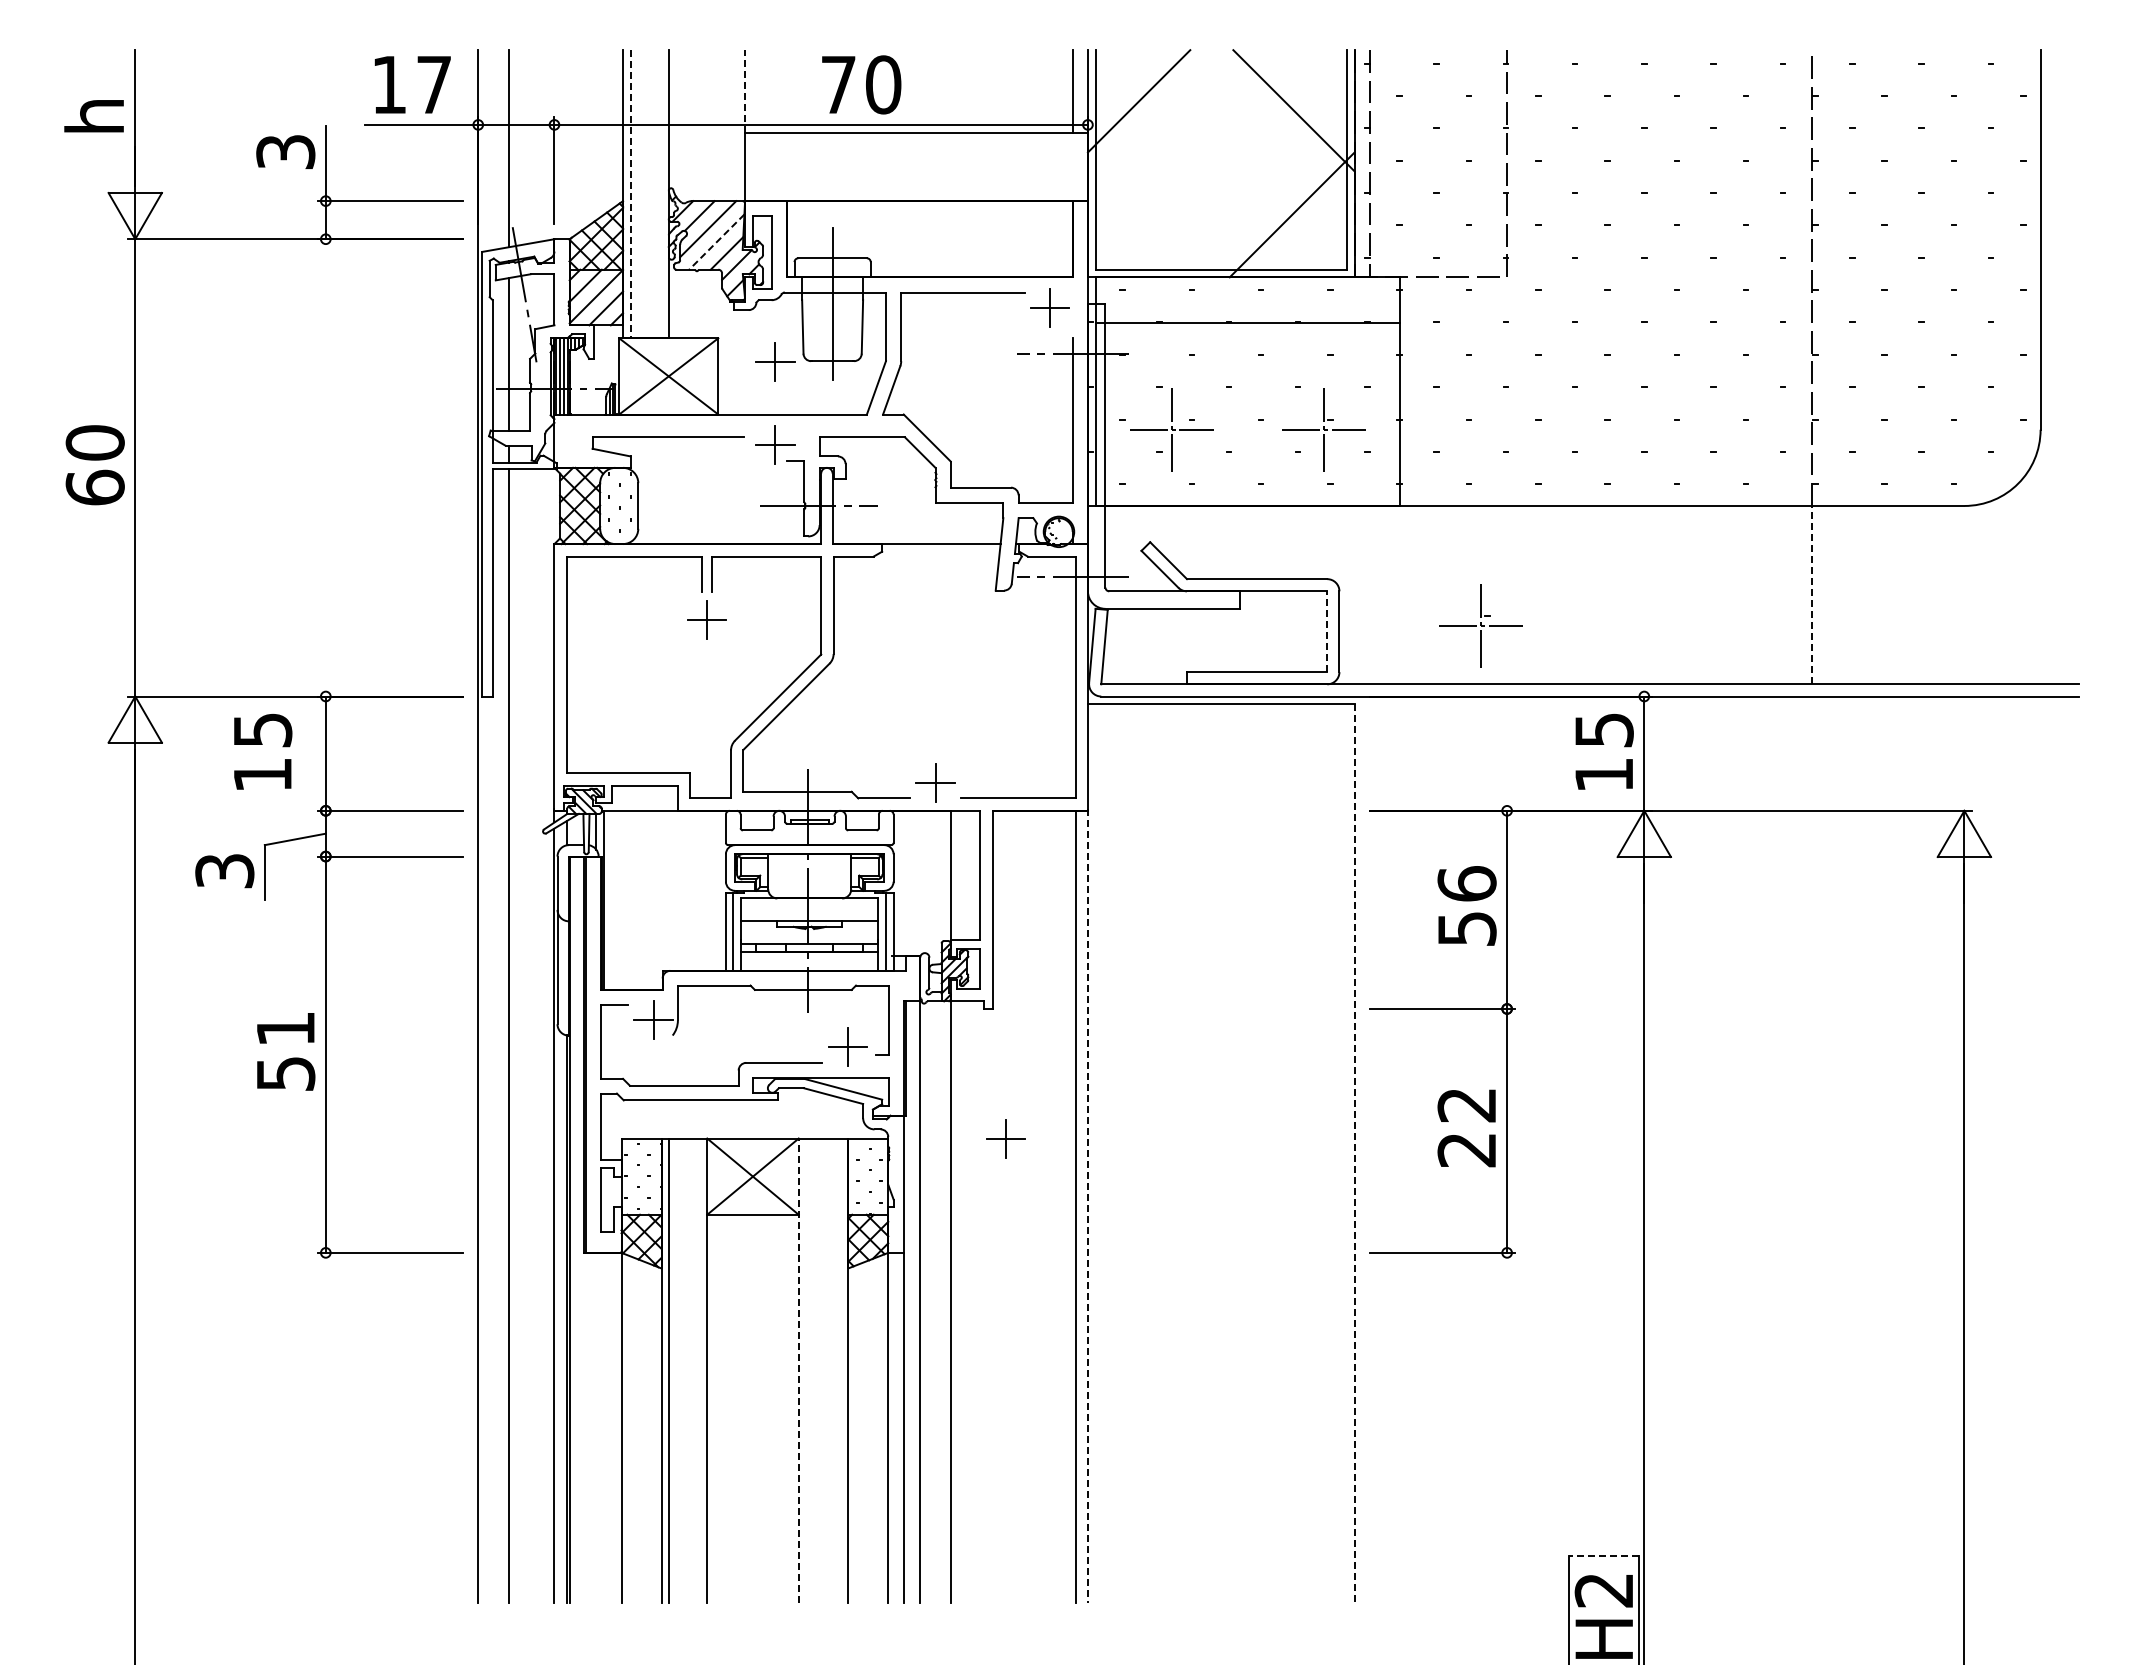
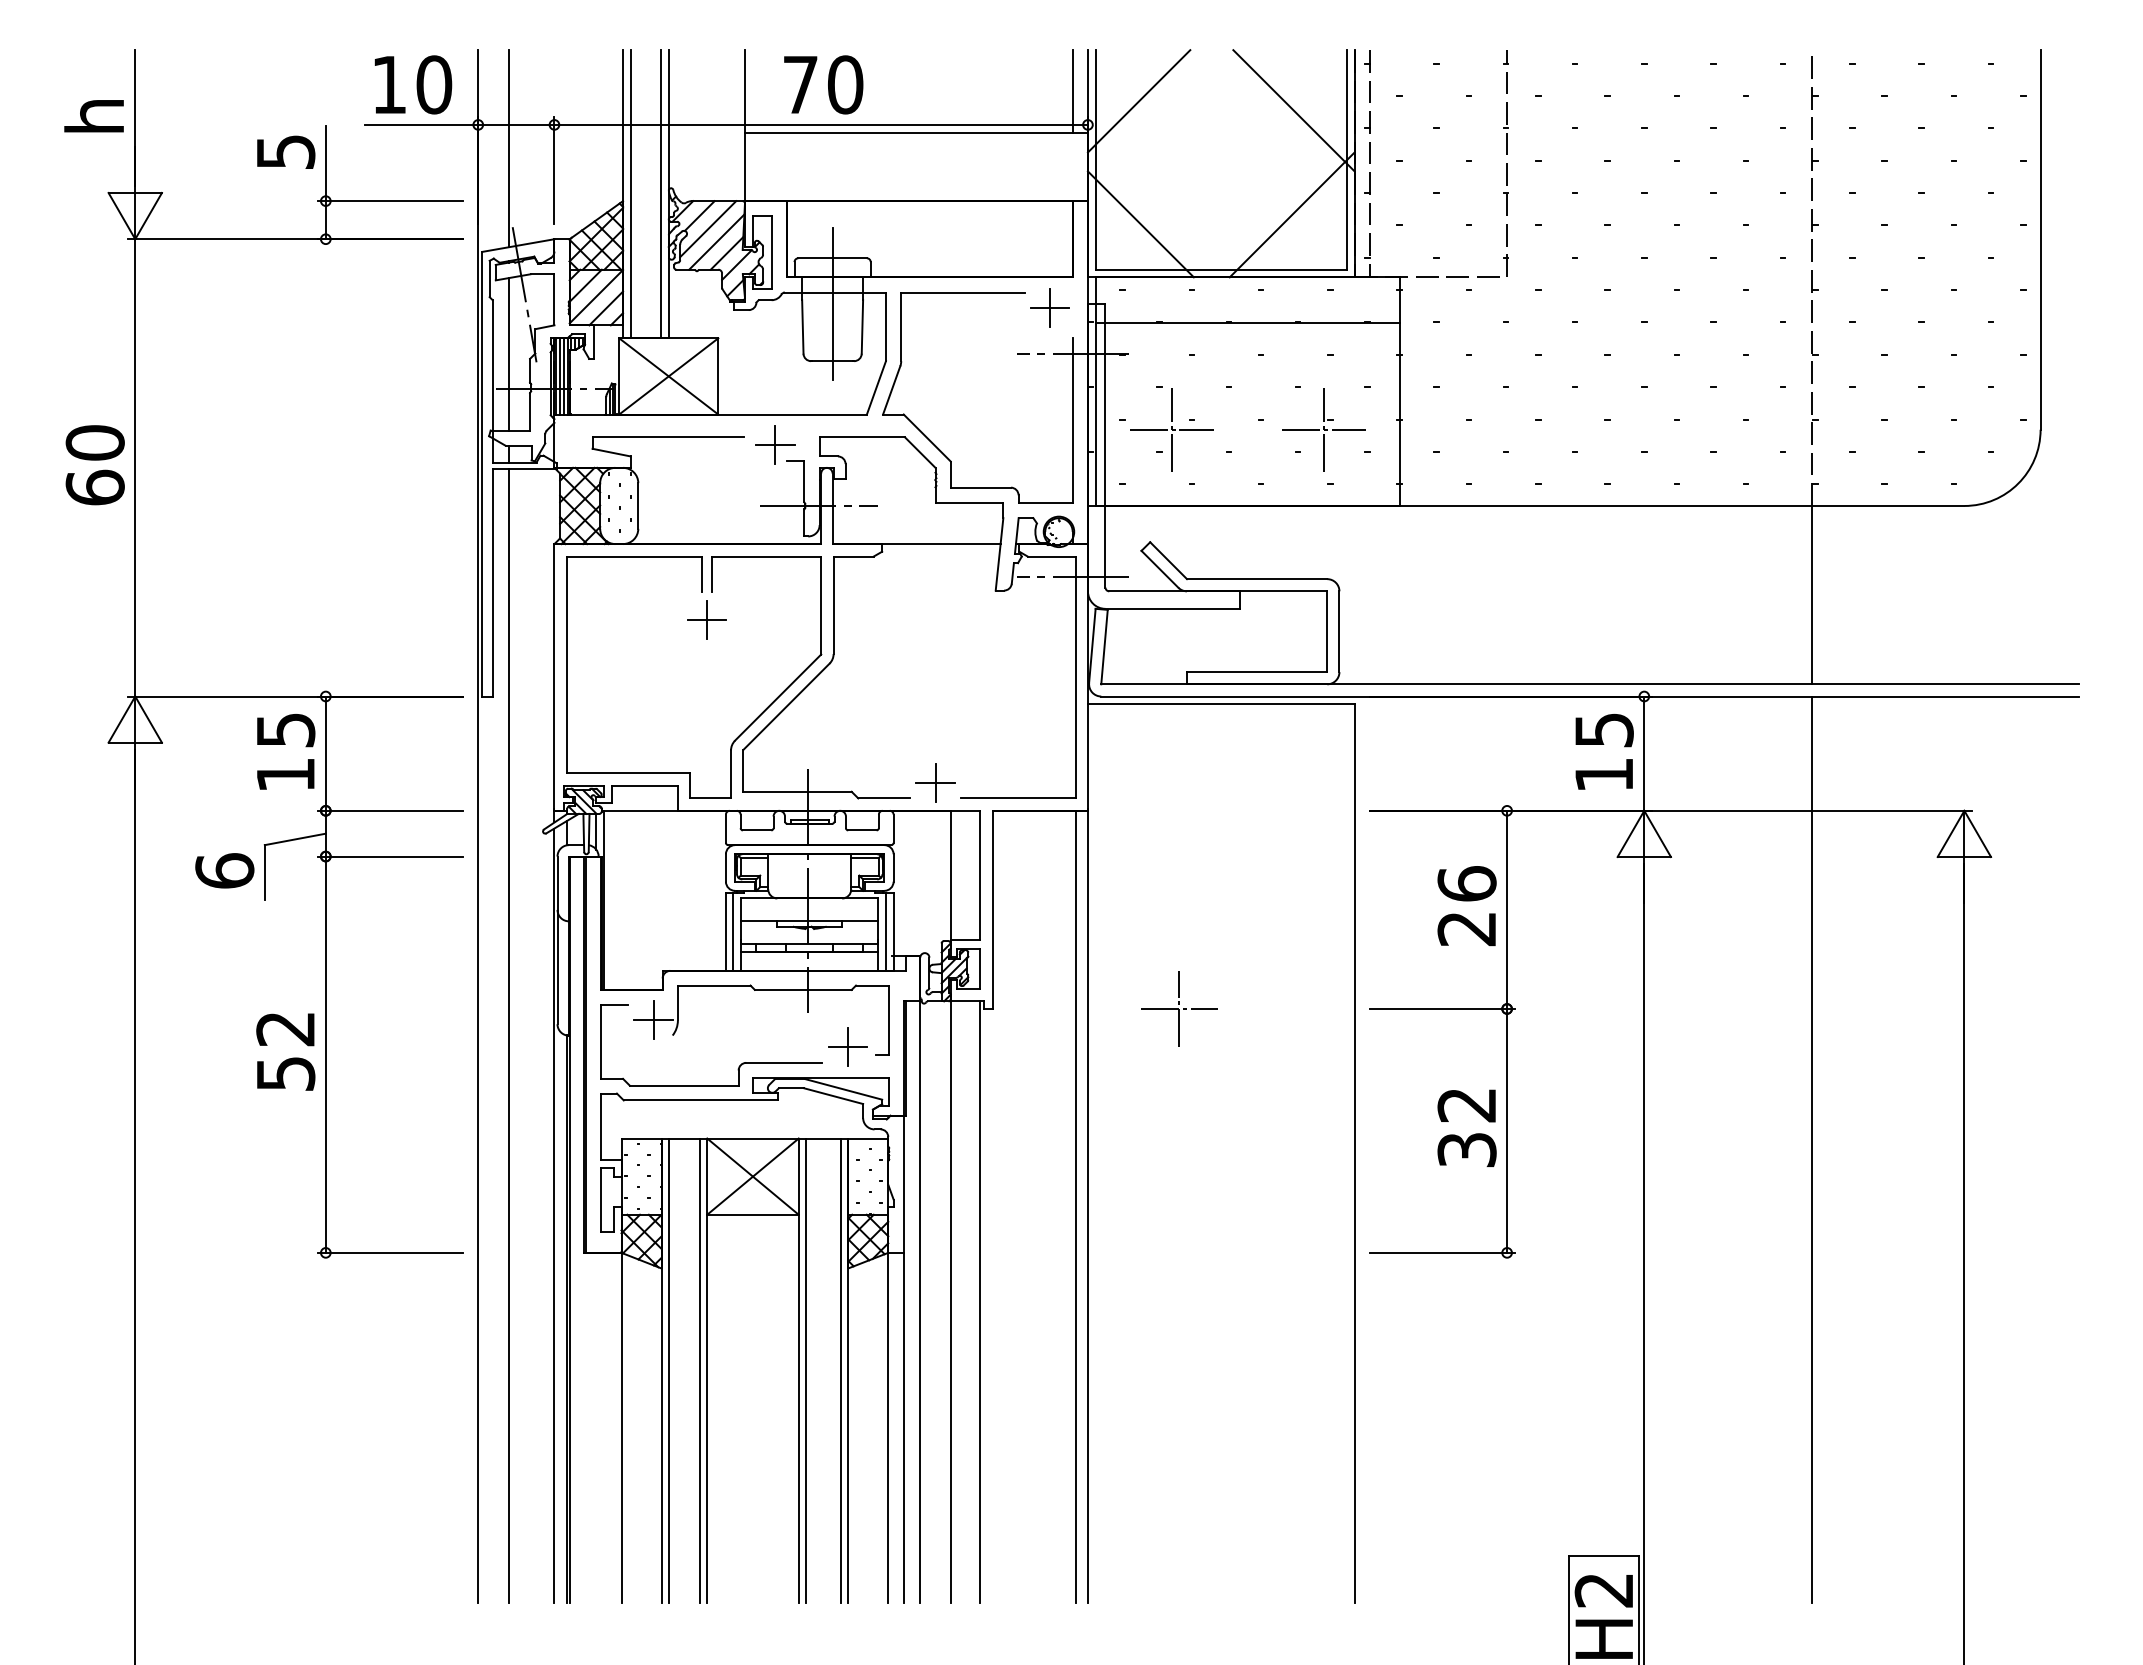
text: 17 -> 10 (434, 84)
text position: (861, 84) -> (823, 84) (823, 84)
line: dashed -> solid (744, 90)
text: 3 -> 5 (285, 151)
line: dashed -> solid (630, 194)
line: none -> present (661, 194)
line: none -> present (1140, 224)
line: dashed -> solid (716, 242)
part: present -> none (775, 361)
line: dashed -> solid (1811, 594)
part: present -> none (1480, 625)
line: dashed -> solid (1327, 631)
text position: (263, 751) -> (286, 751) (286, 751)
text: 3 -> 6 (224, 870)
text: 56 -> 26 (1466, 929)
part: none -> present (1179, 1008)
text: 51 -> 52 (285, 1029)
part: present -> none (1005, 1138)
line: none -> present (1811, 1149)
text: 22 -> 32 (1466, 1150)
line: dashed -> solid (1354, 1153)
line: dashed -> solid (1087, 1206)
line: none -> present (980, 1302)
line: none -> present (699, 1370)
line: dashed -> solid (798, 1370)
line: none -> present (806, 1370)
line: none -> present (840, 1370)
line: dashed -> solid (1603, 1556)
